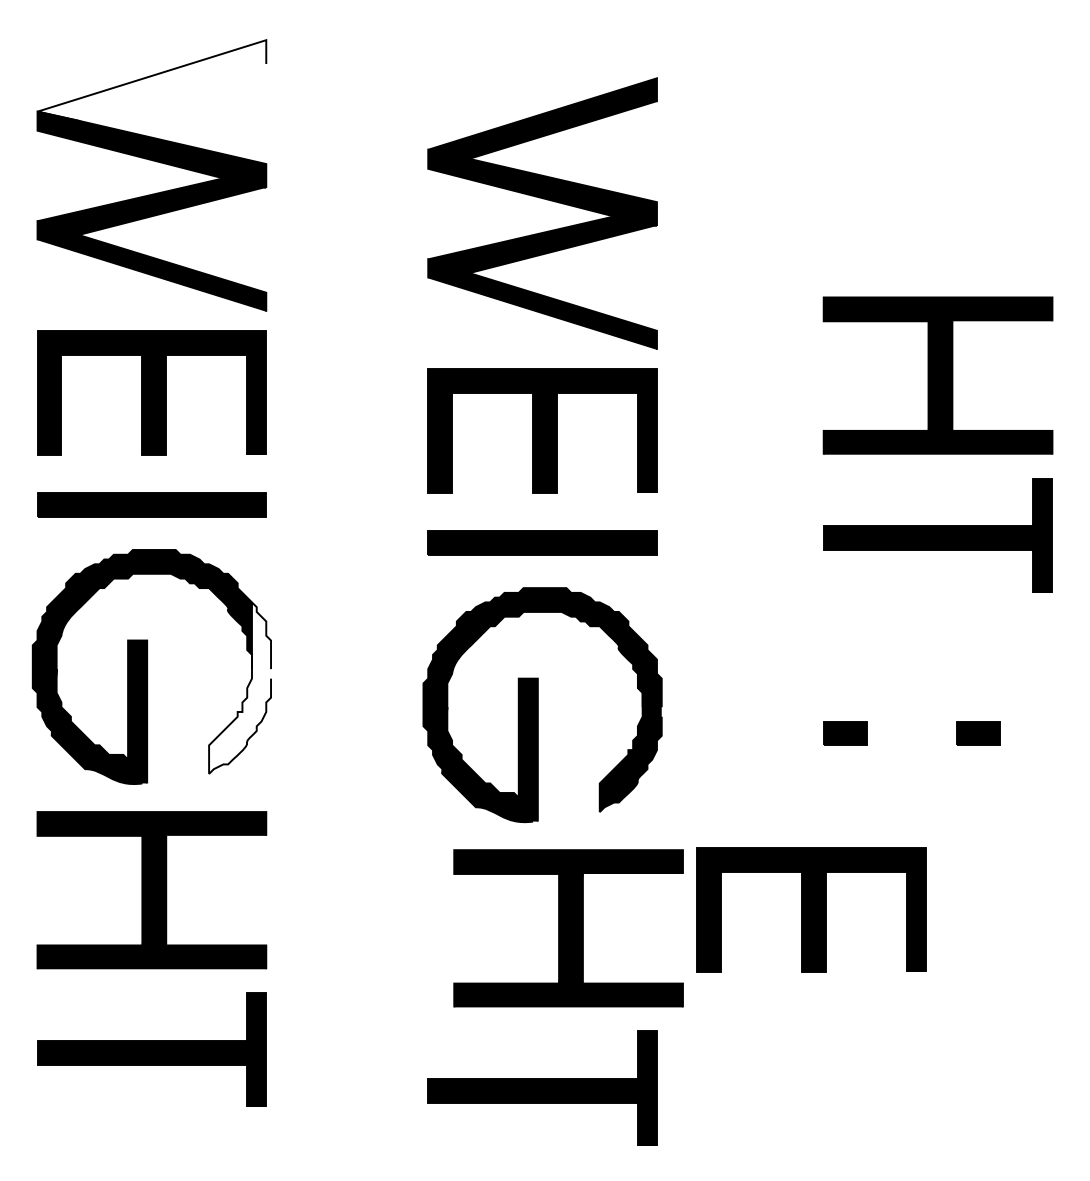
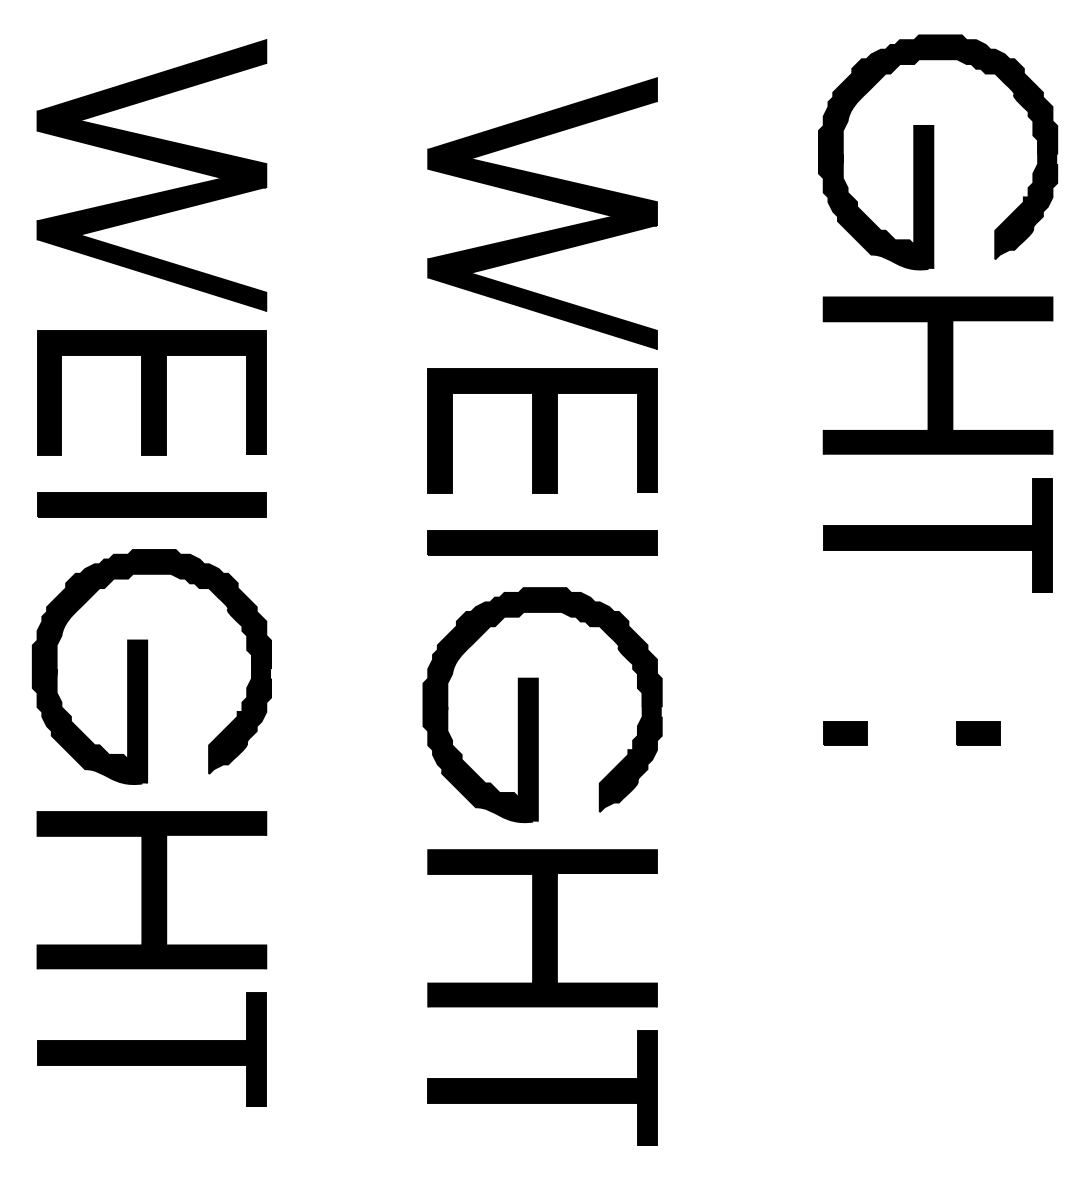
fill: none -> present (151, 80)
part: none -> present (938, 152)
fill: none -> present (240, 687)
part: present -> none (811, 909)
part position: (568, 928) -> (542, 928) (542, 928)
